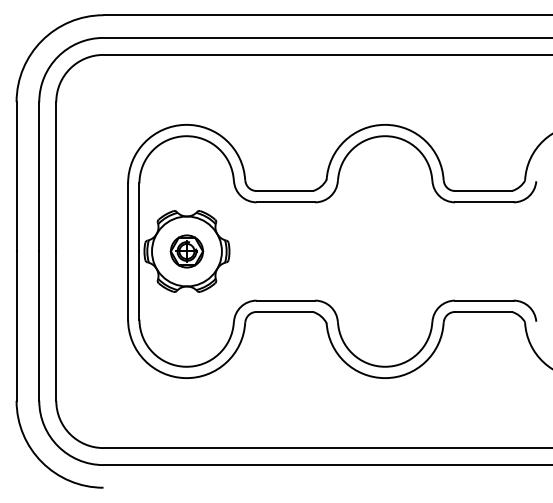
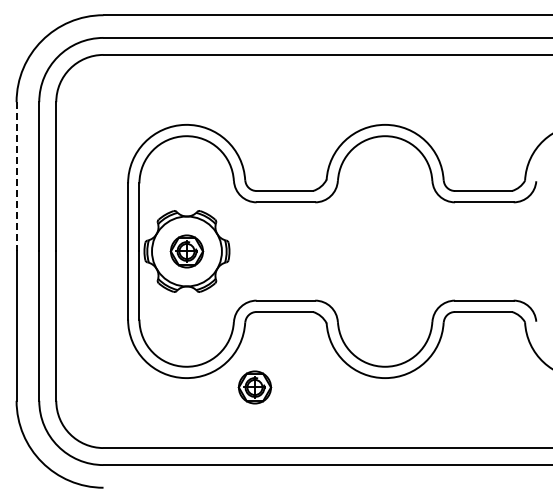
line: solid -> dashed (16, 176)
part: none -> present (254, 387)
